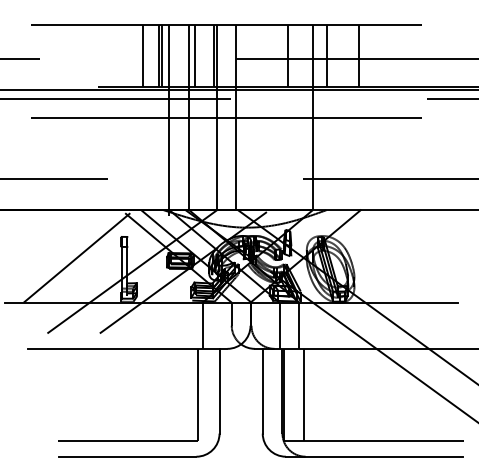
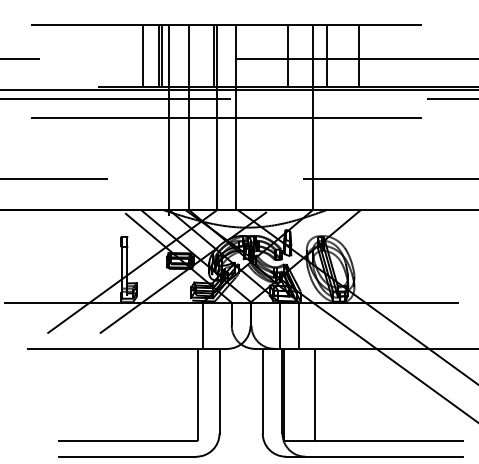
line: present -> none (195, 55)
line: present -> none (76, 257)
line position: (304, 394) -> (315, 394) (315, 394)
